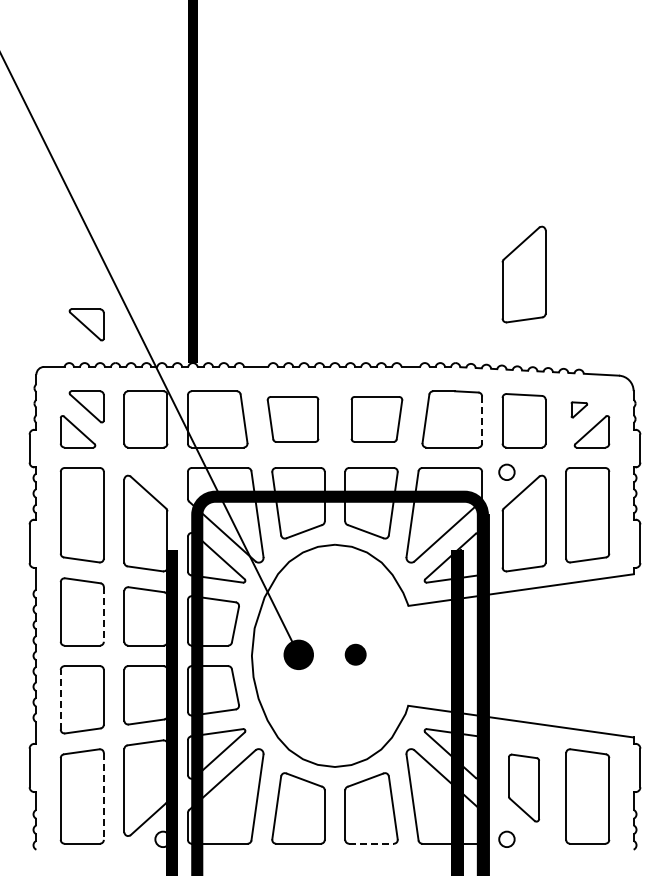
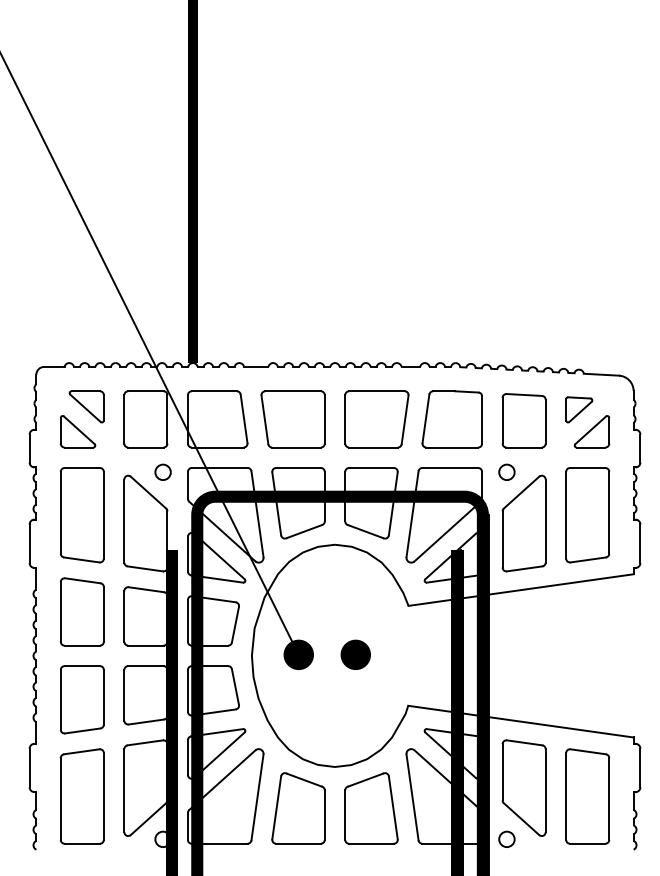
part: present -> none (523, 274)
part: present -> none (86, 324)
part size: 19x18 px -> 29x28 px (579, 409)
part size: 54x47 px -> 66x59 px (292, 419)
part size: 54x47 px -> 66x59 px (376, 419)
line: dashed -> solid (482, 420)
circle: none -> present (162, 471)
line: dashed -> solid (103, 614)
part size: 23x23 px -> 31x31 px (355, 654)
line: dashed -> solid (60, 699)
part size: 32x70 px -> 46x98 px (523, 787)
line: dashed -> solid (103, 797)
line: dashed -> solid (372, 843)
